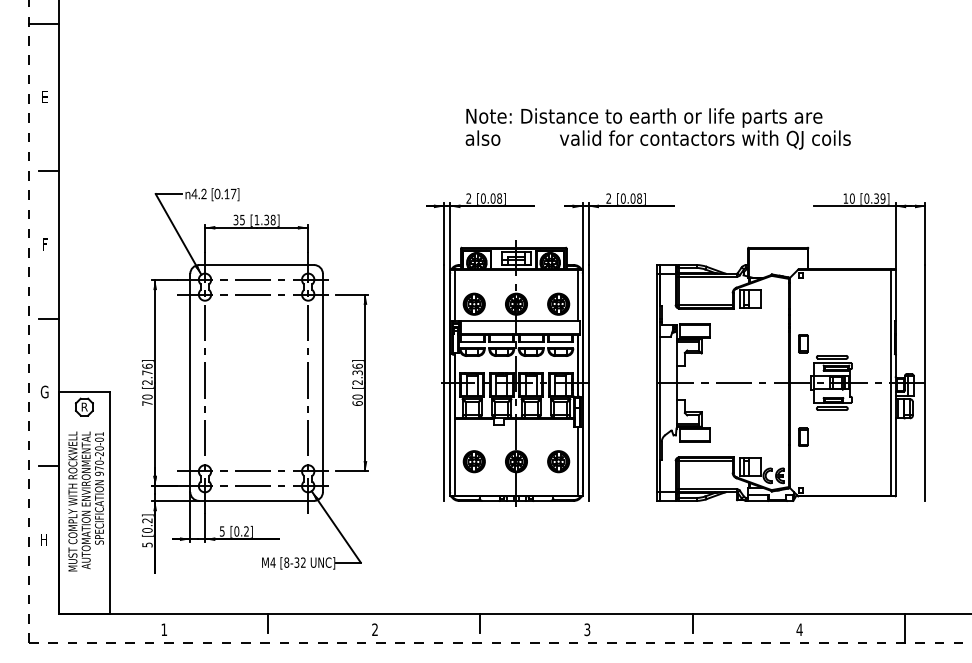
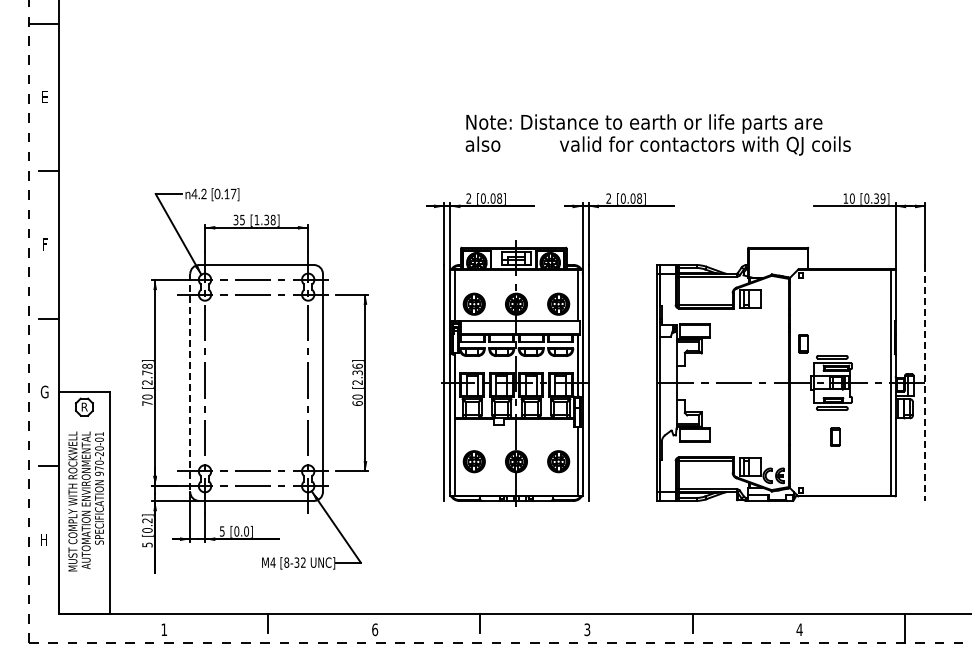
text position: (657, 128) -> (657, 134) (657, 134)
text: [2.76] -> [2.78] (147, 365)
line: solid -> dashed (925, 382)
line: solid -> dashed (190, 383)
part position: (803, 436) -> (835, 436) (835, 436)
text: [0.2] -> [0.0] (246, 531)
text: 2 -> 6 (375, 629)
